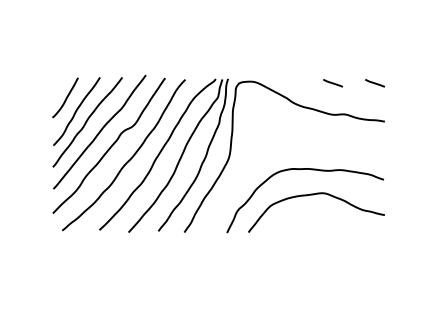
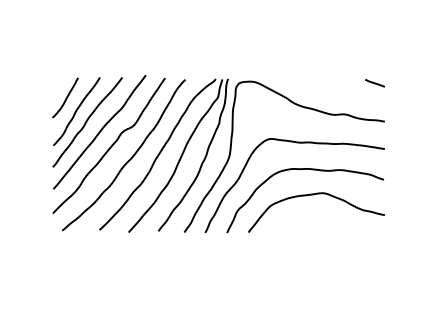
line: present -> none (332, 83)
curve: none -> present (296, 143)
